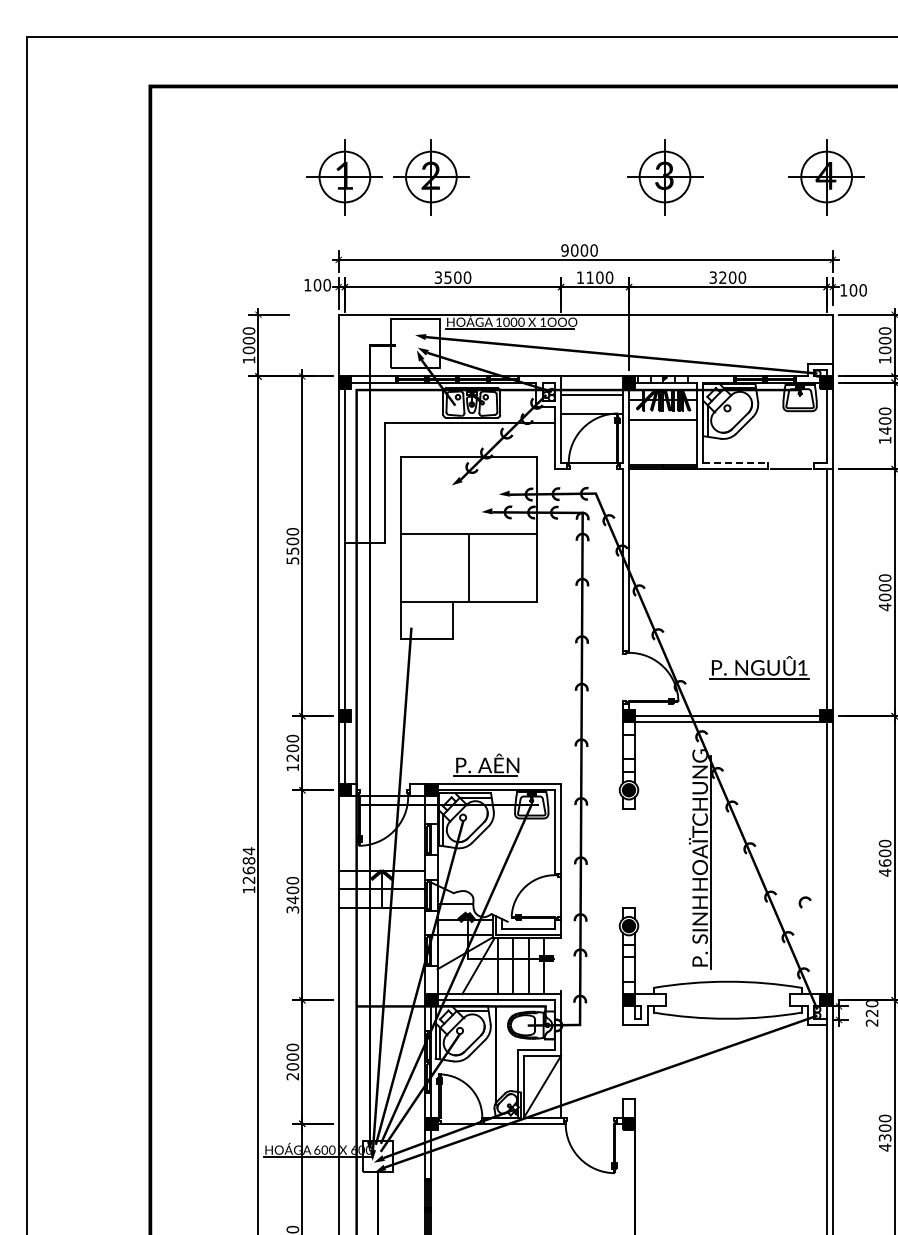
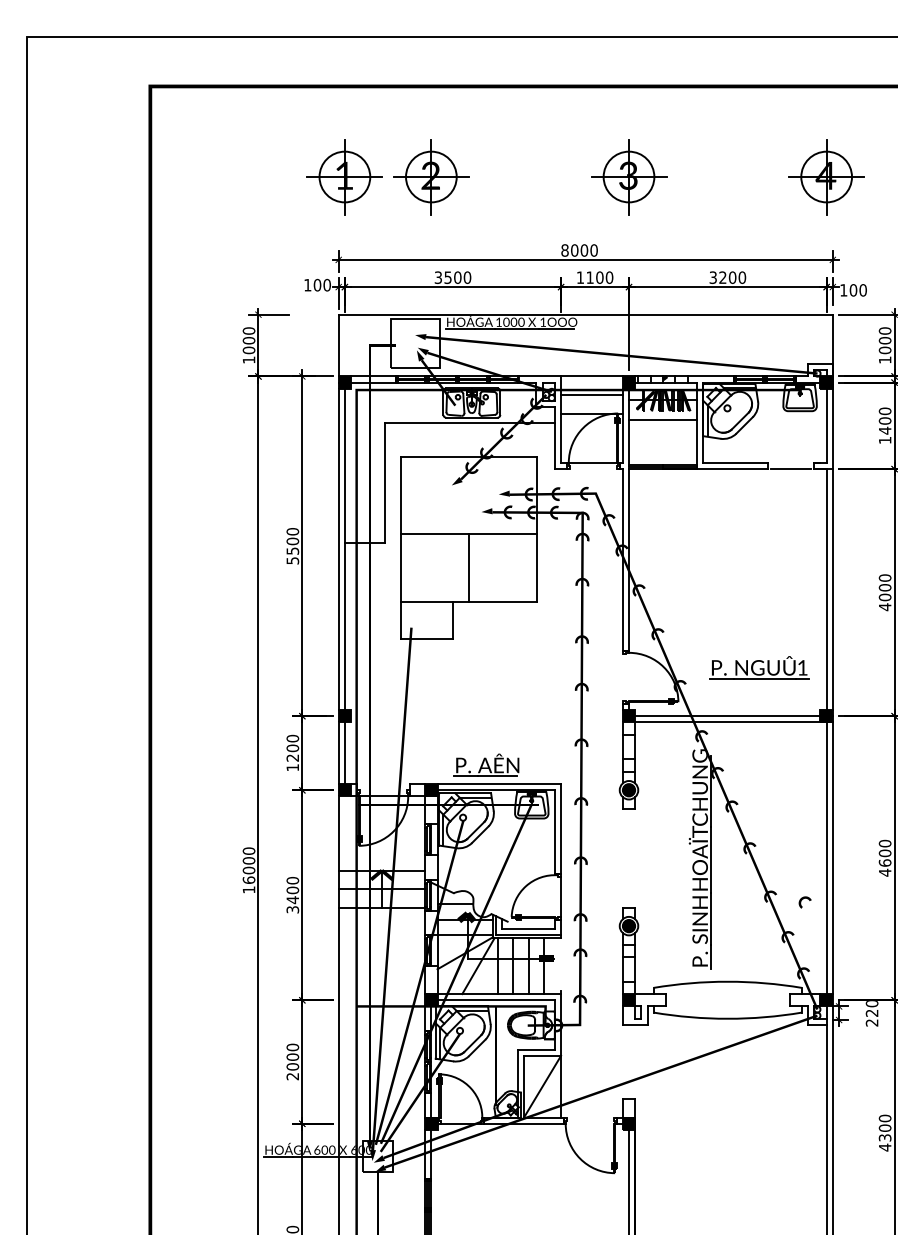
part position: (665, 177) -> (629, 177) (629, 177)
text: 9000 -> 8000 (564, 250)
line: dashed -> solid (736, 462)
text: 12684 -> 16000 (248, 865)
line: none -> present (629, 1180)
